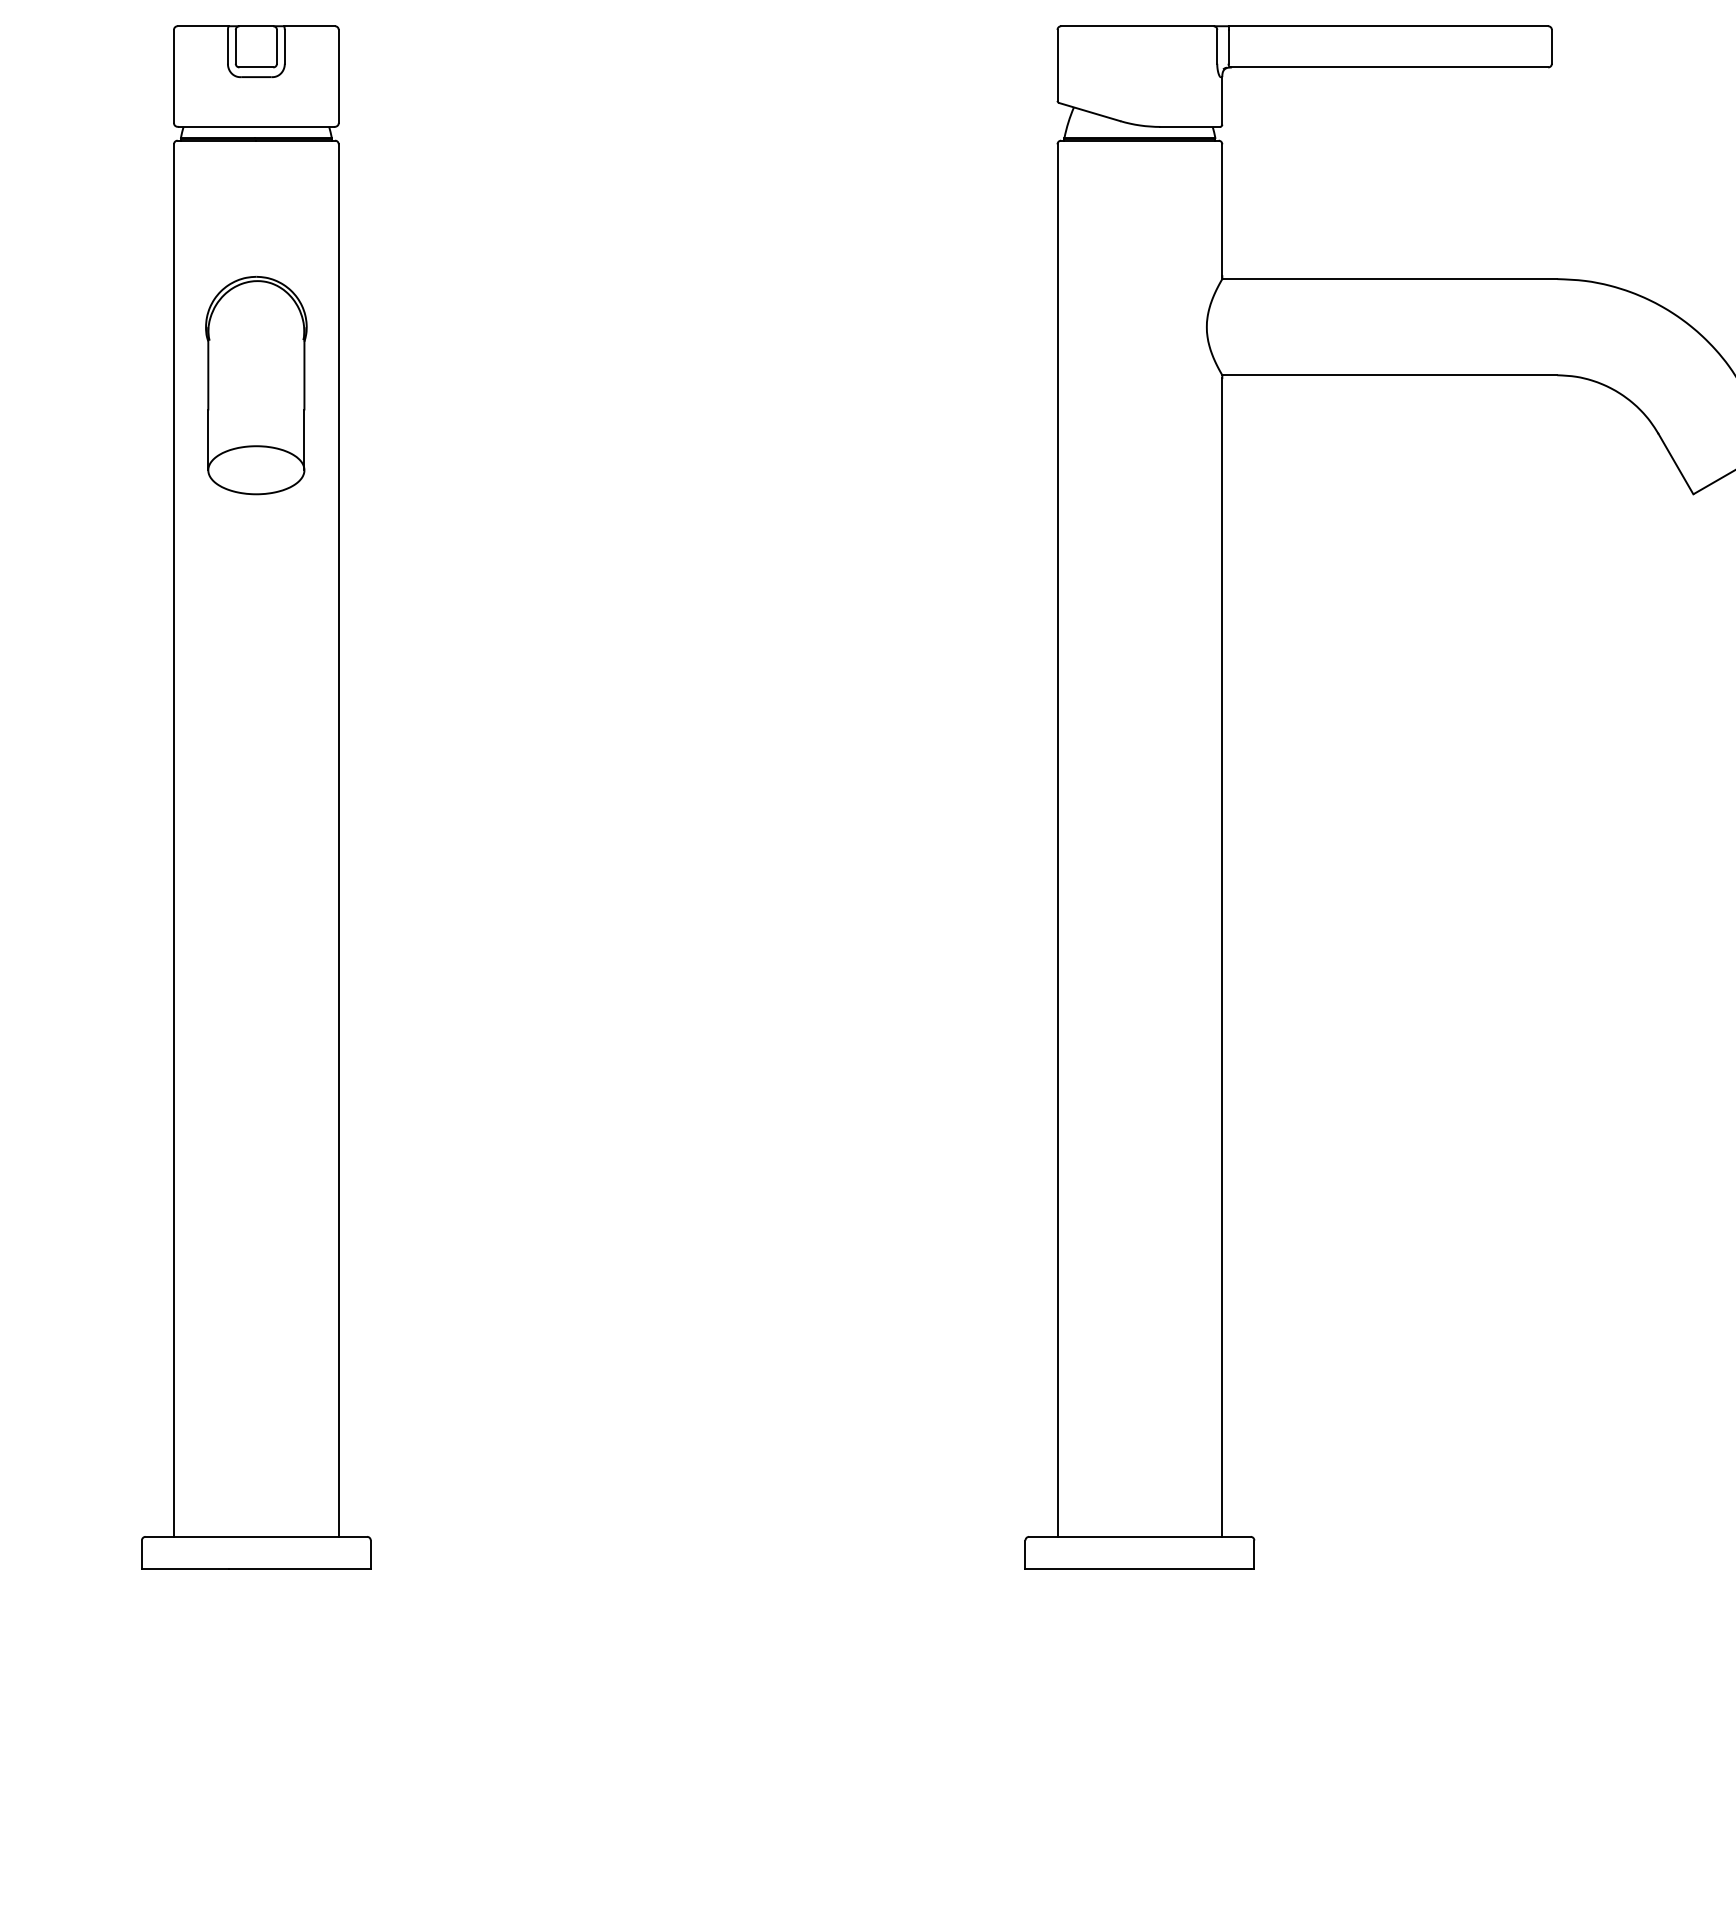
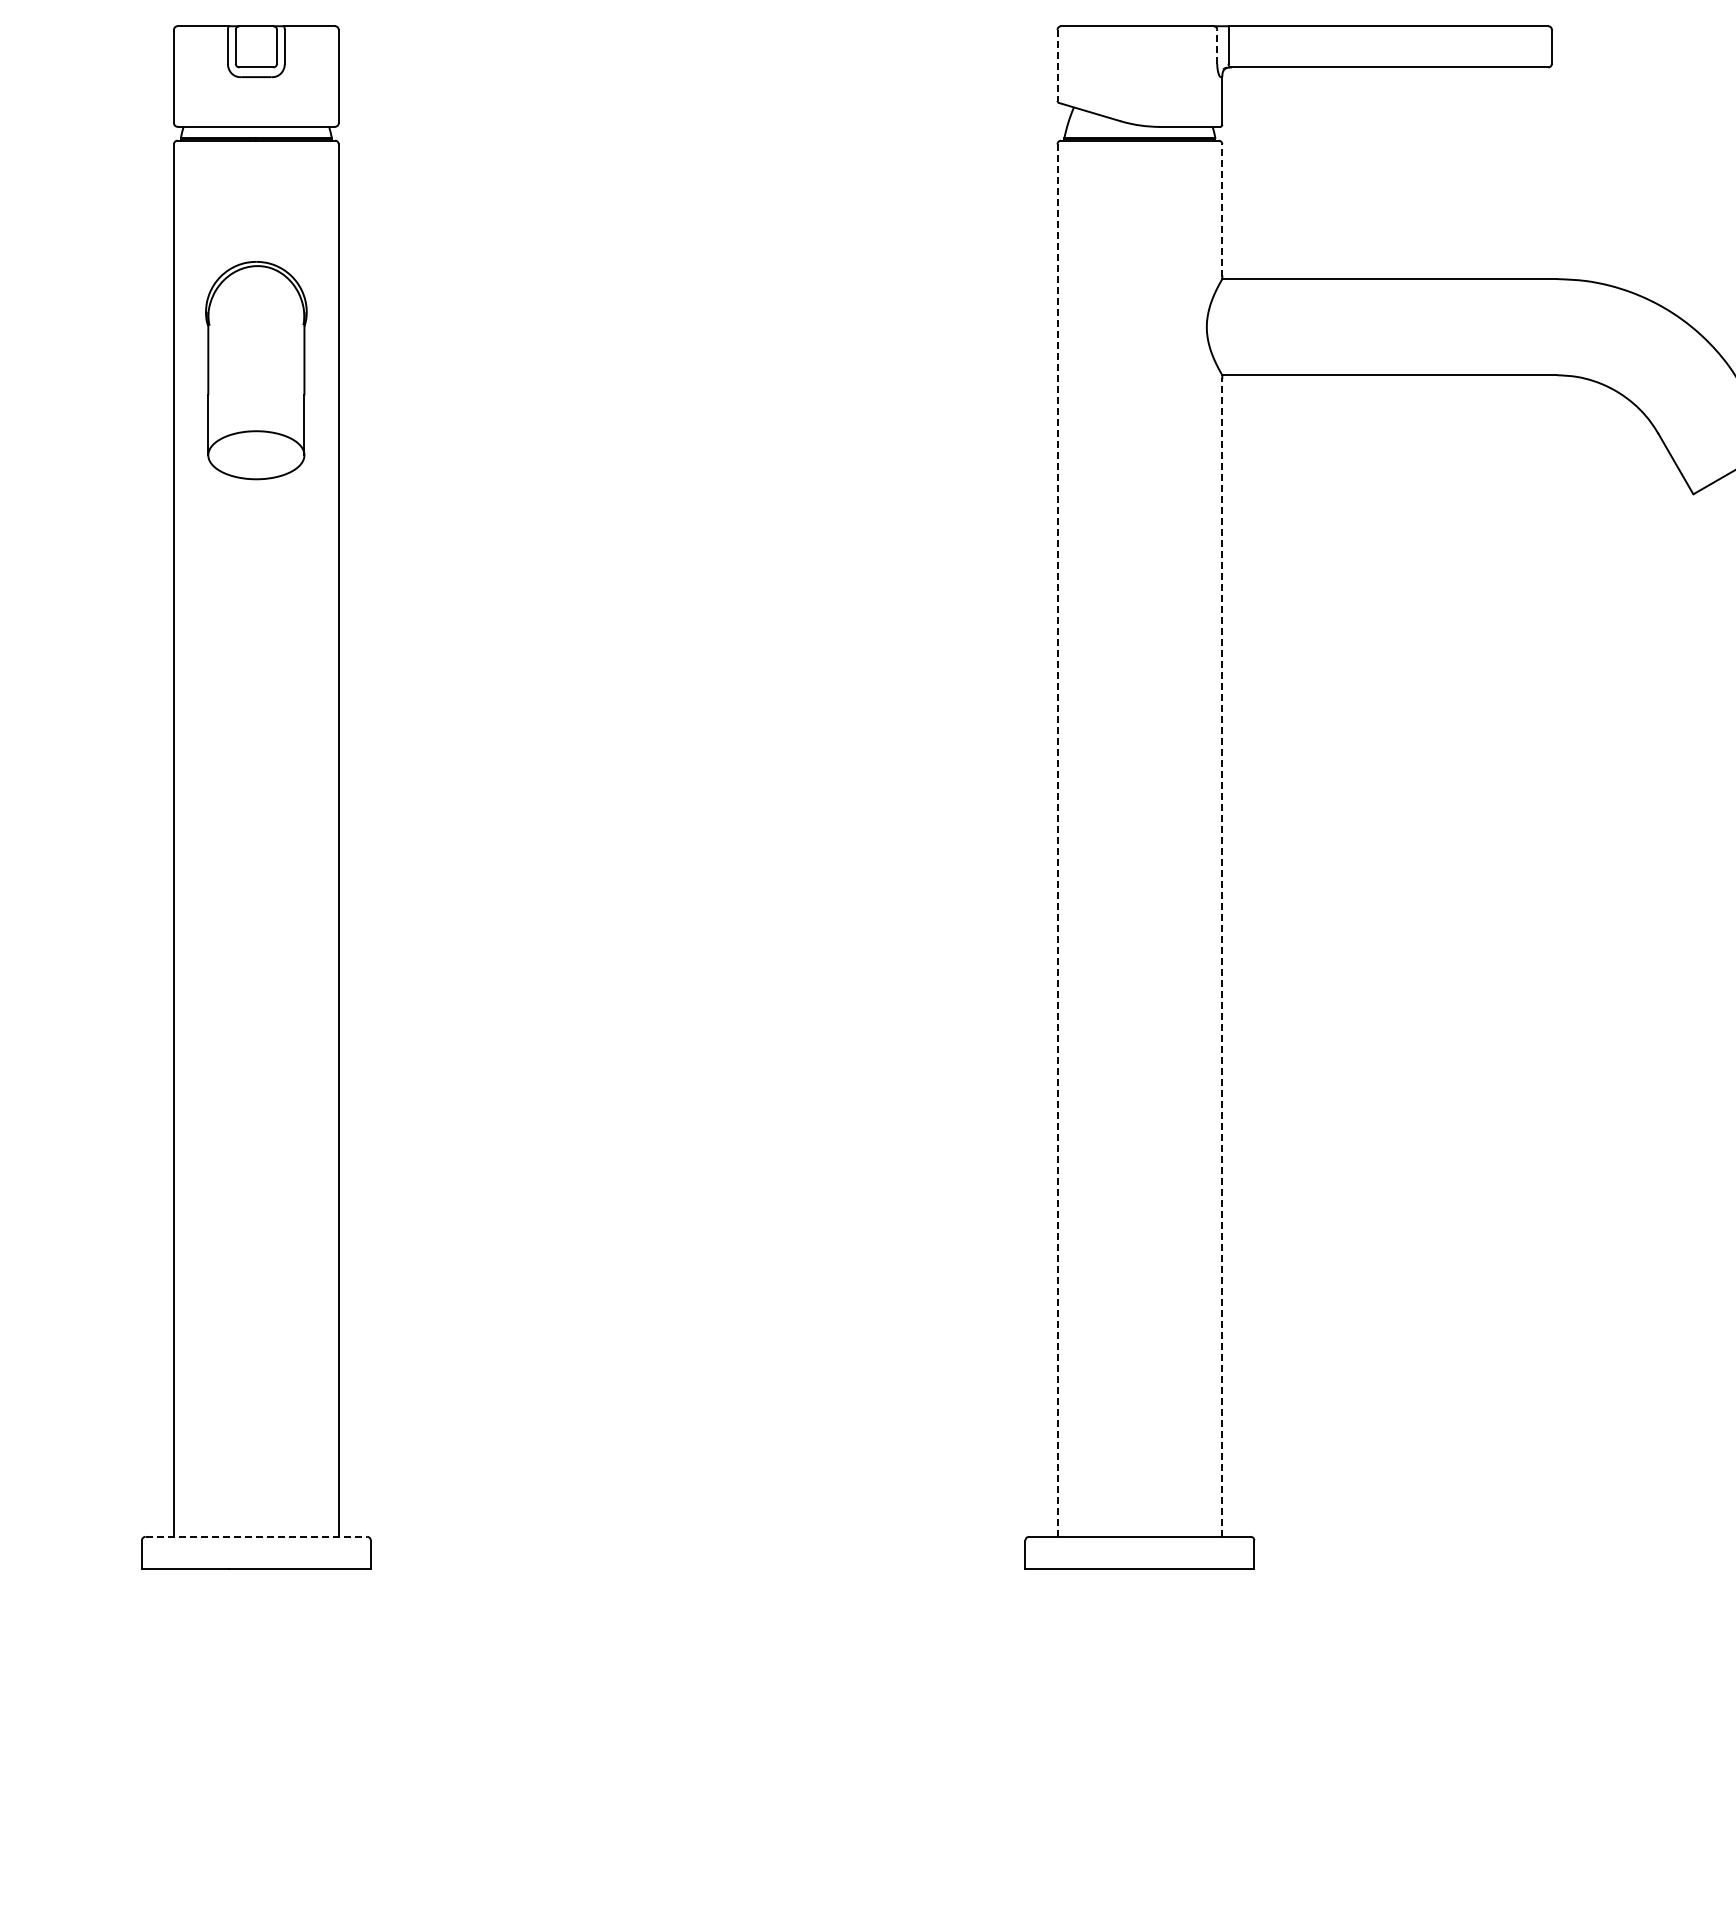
line: solid -> dashed (1217, 46)
line: solid -> dashed (1057, 65)
line: solid -> dashed (1222, 210)
part position: (256, 385) -> (256, 370) (256, 370)
line: solid -> dashed (1057, 841)
line: solid -> dashed (1222, 957)
line: solid -> dashed (256, 1536)
